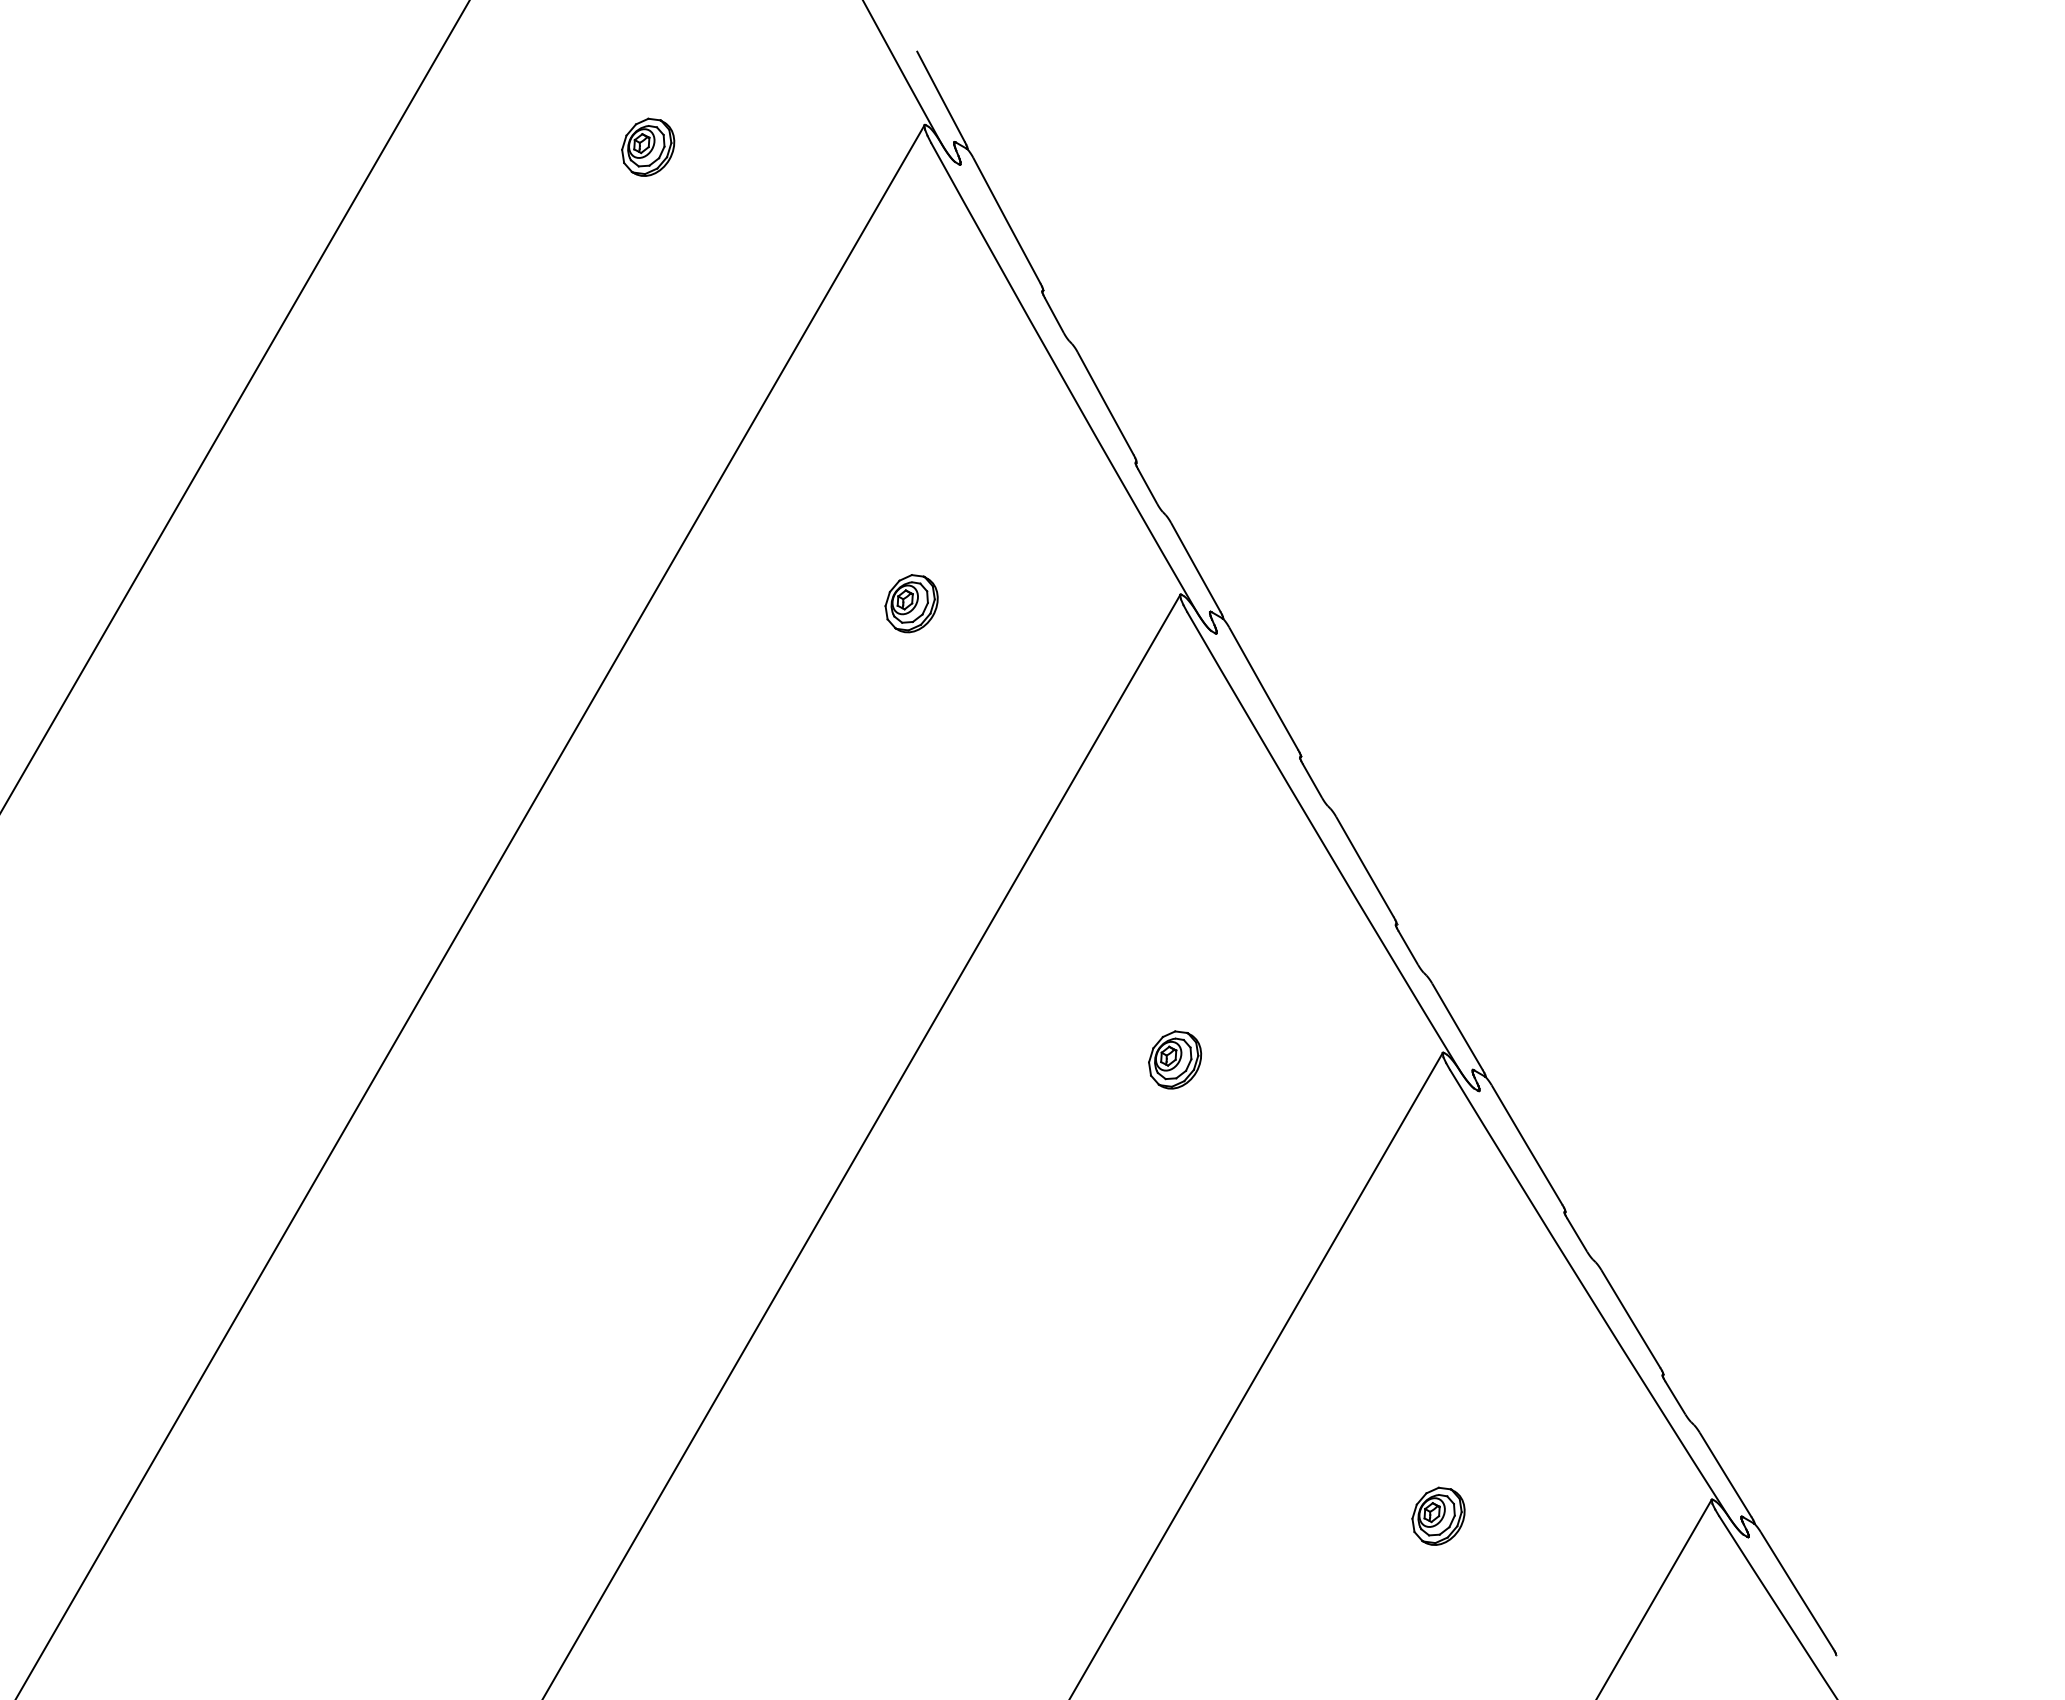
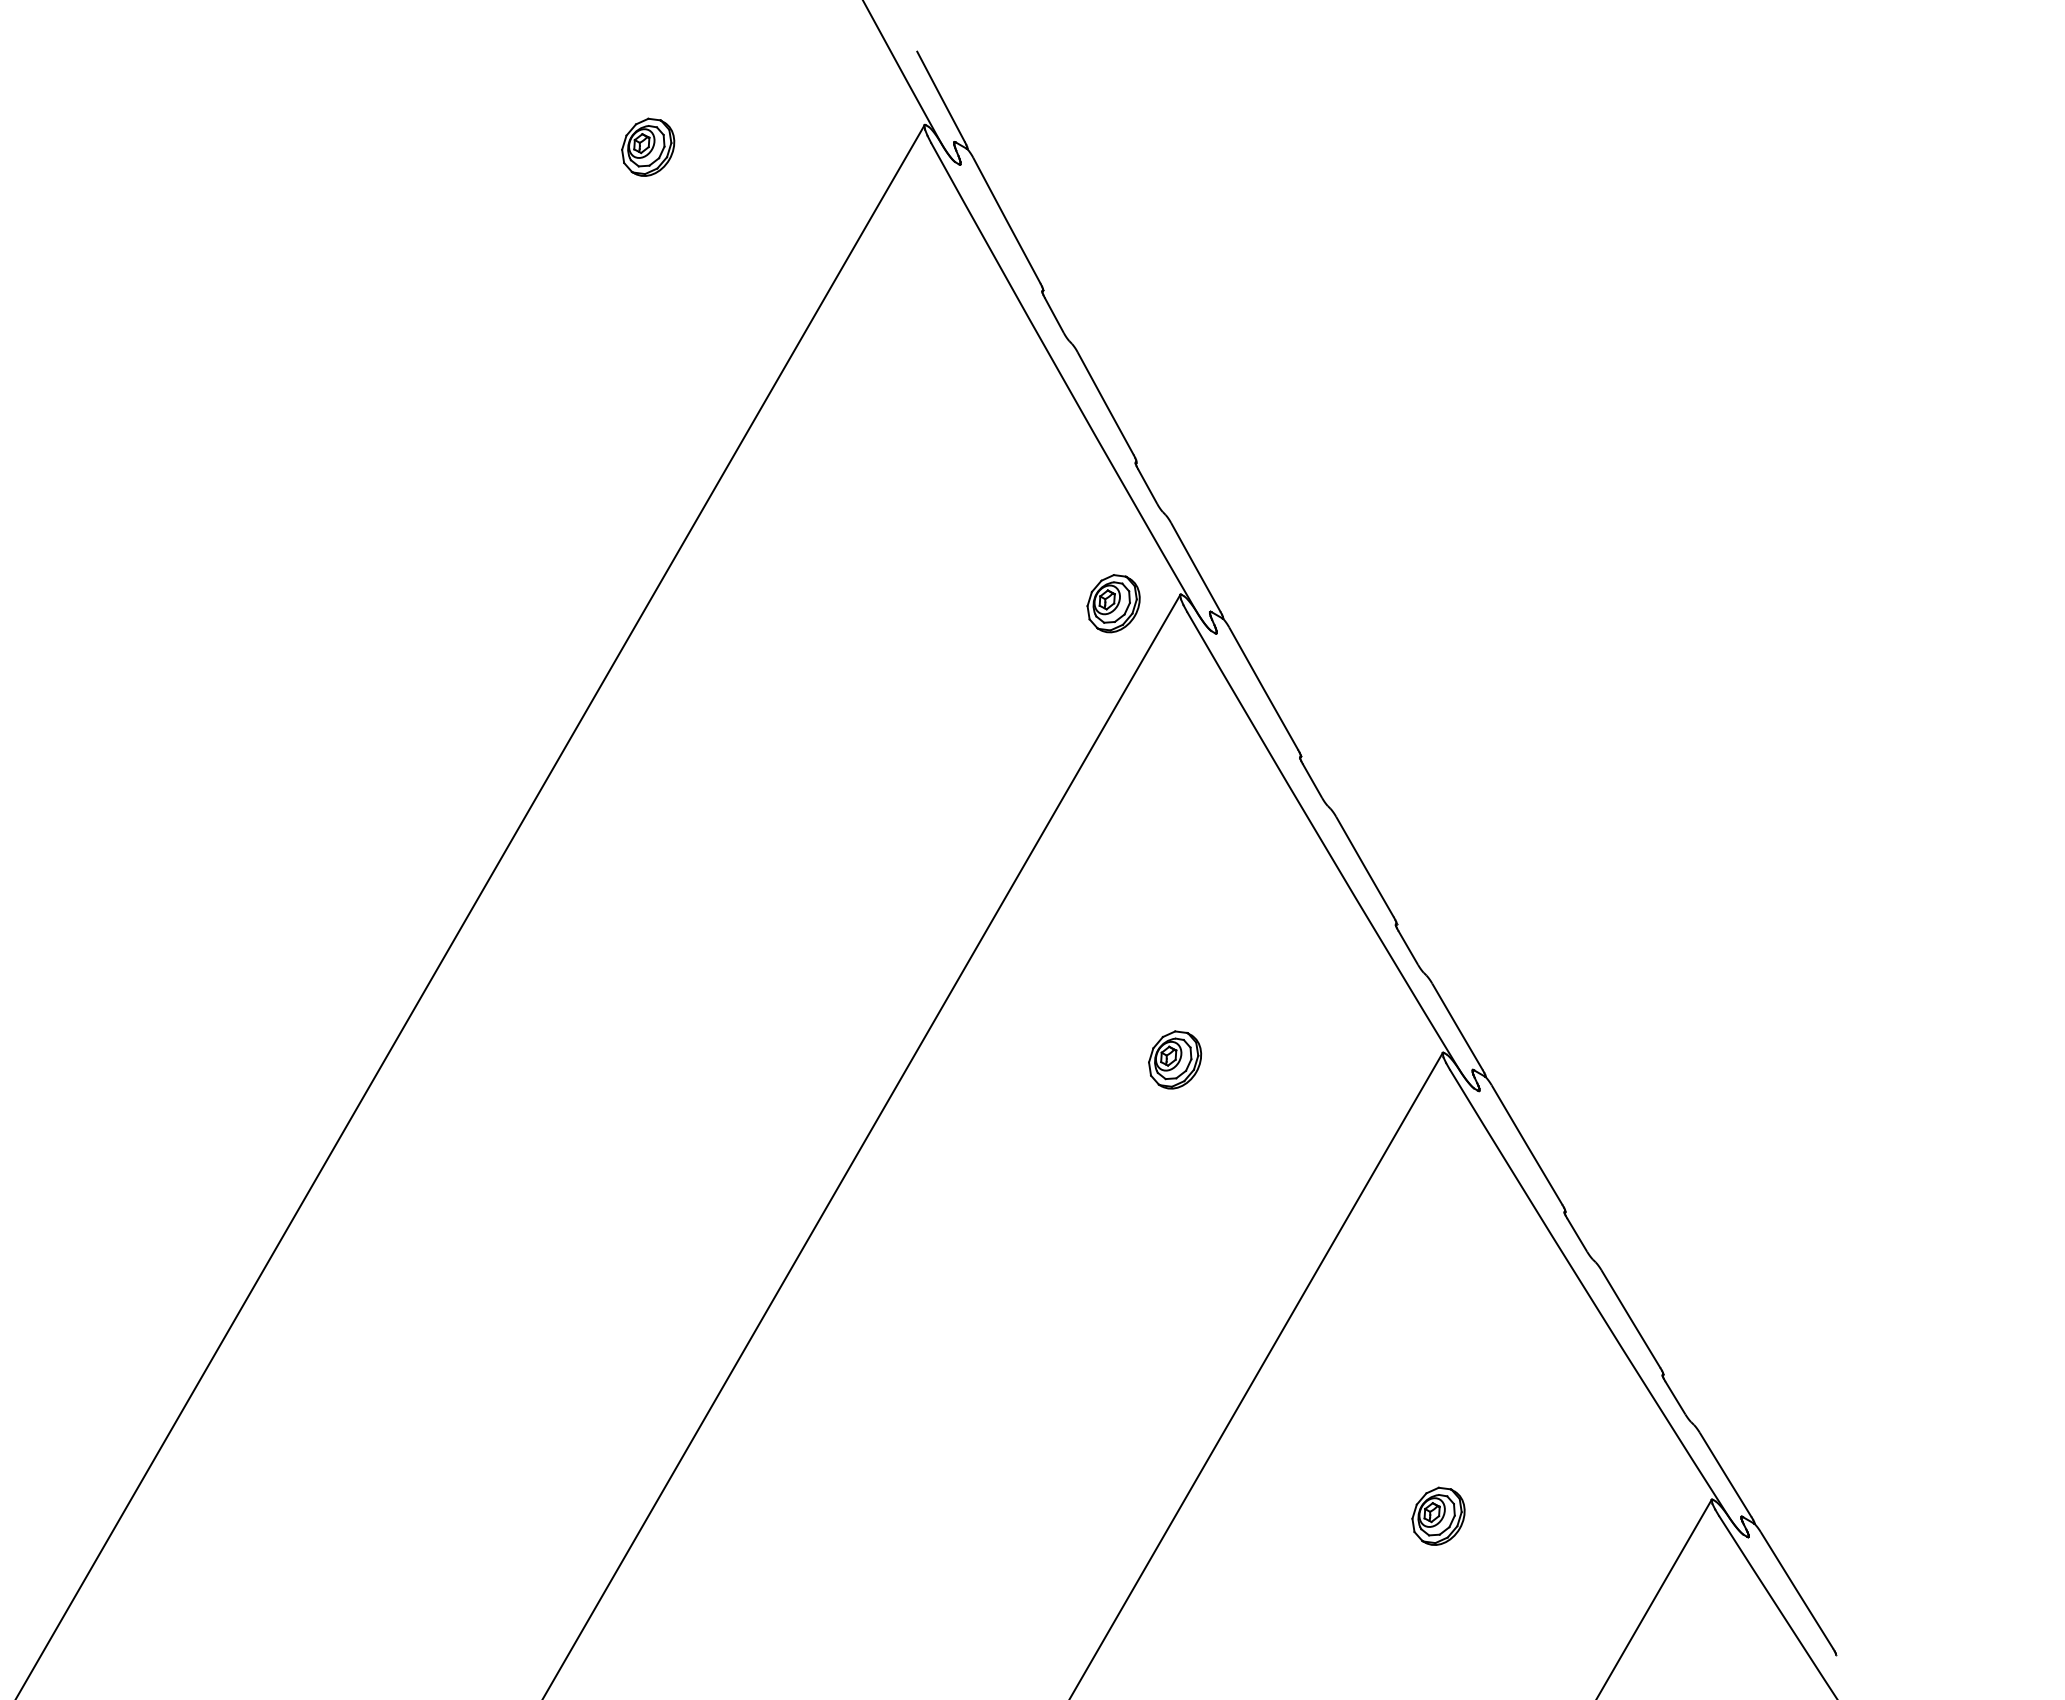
line: present -> none (235, 405)
part position: (911, 603) -> (1113, 603) (1113, 603)
